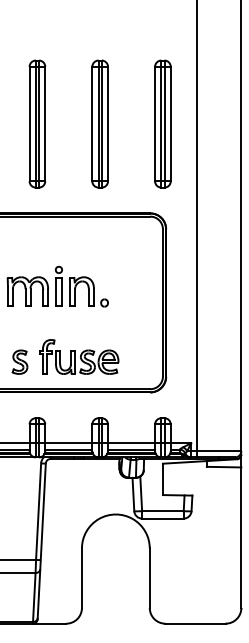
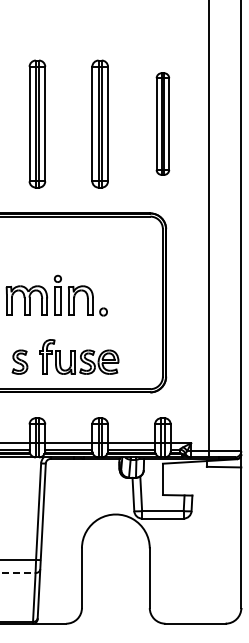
part size: 18x130 px -> 16x104 px (162, 123)
line position: (197, 229) -> (209, 229) (209, 229)
part position: (57, 286) -> (56, 295) (56, 295)
line: solid -> dashed (18, 573)
